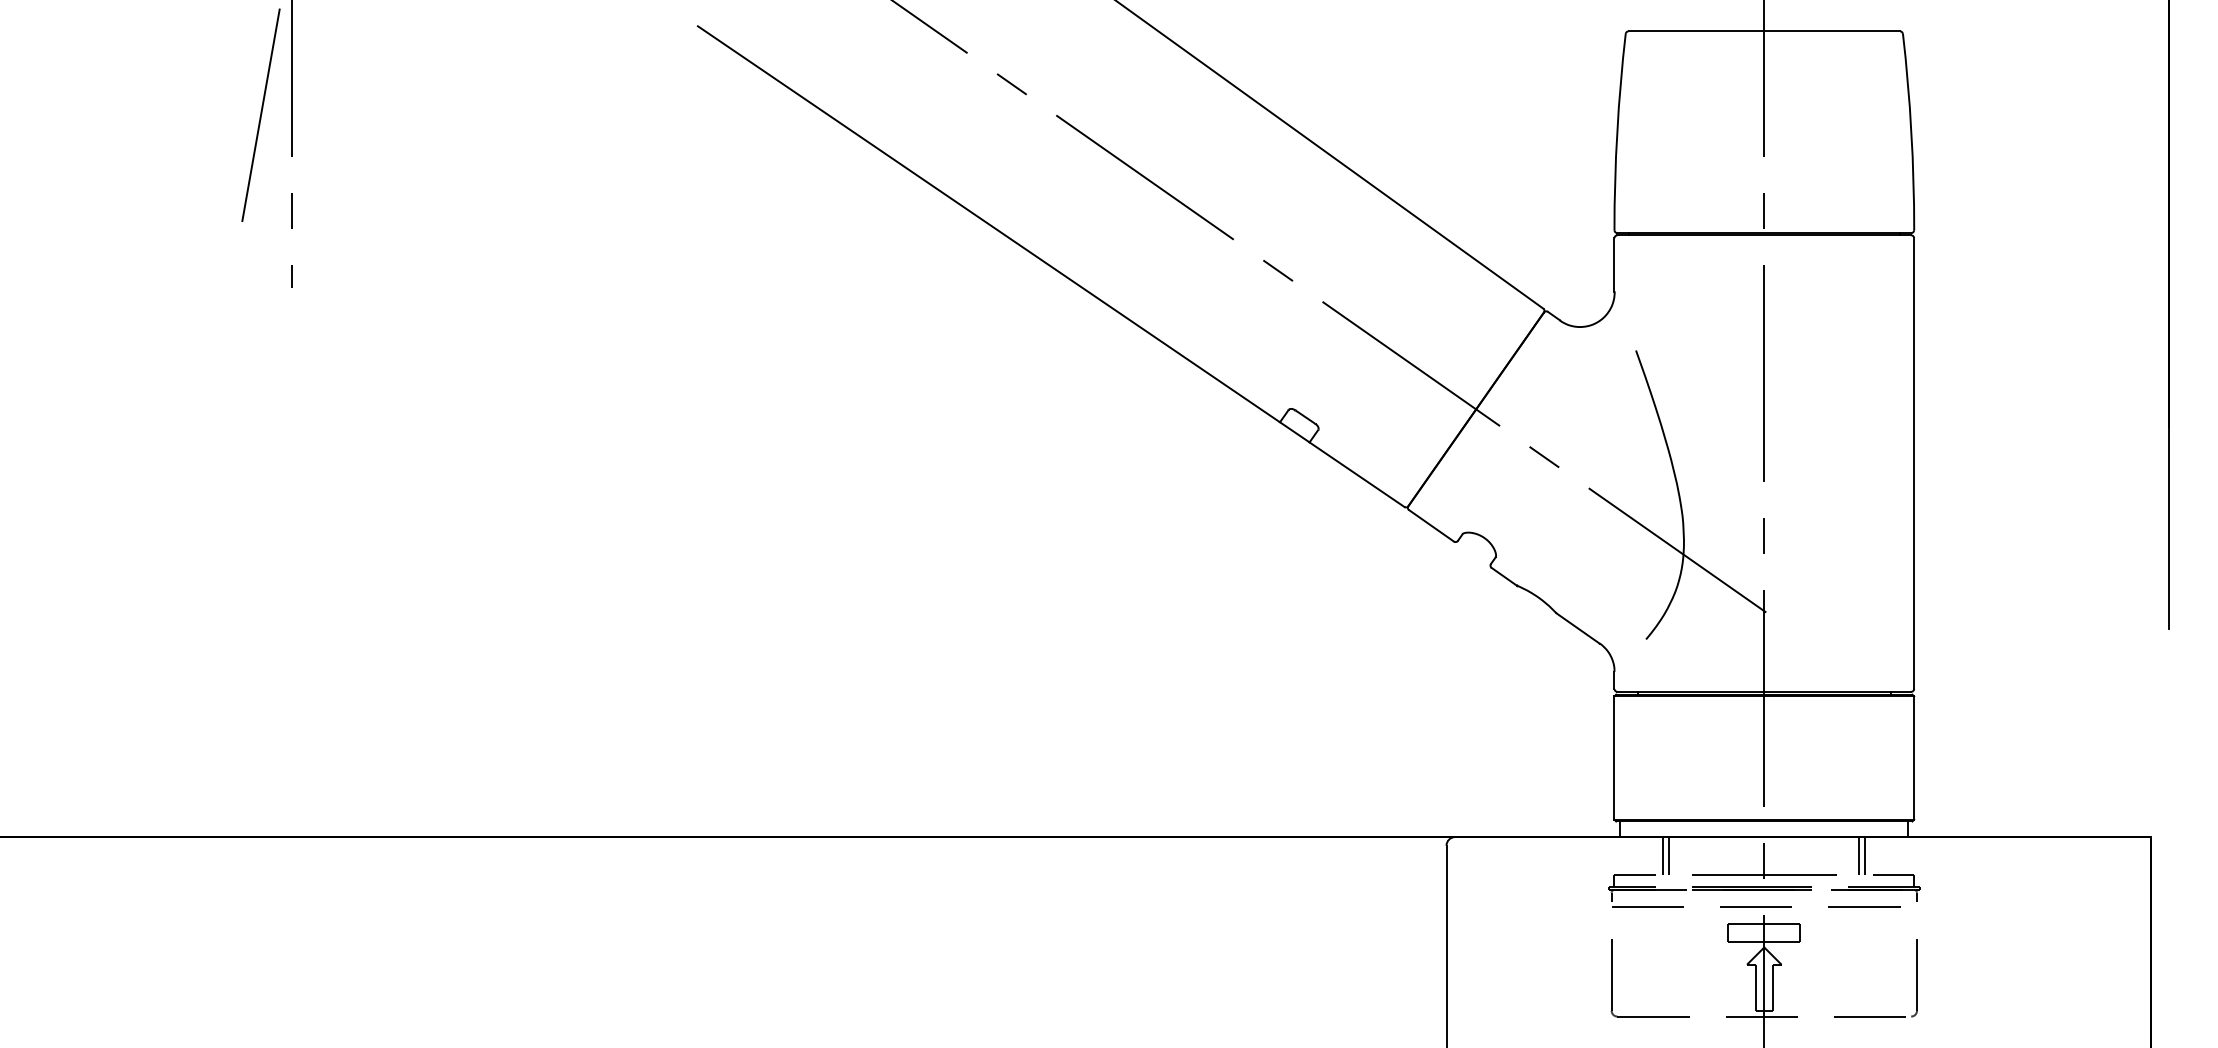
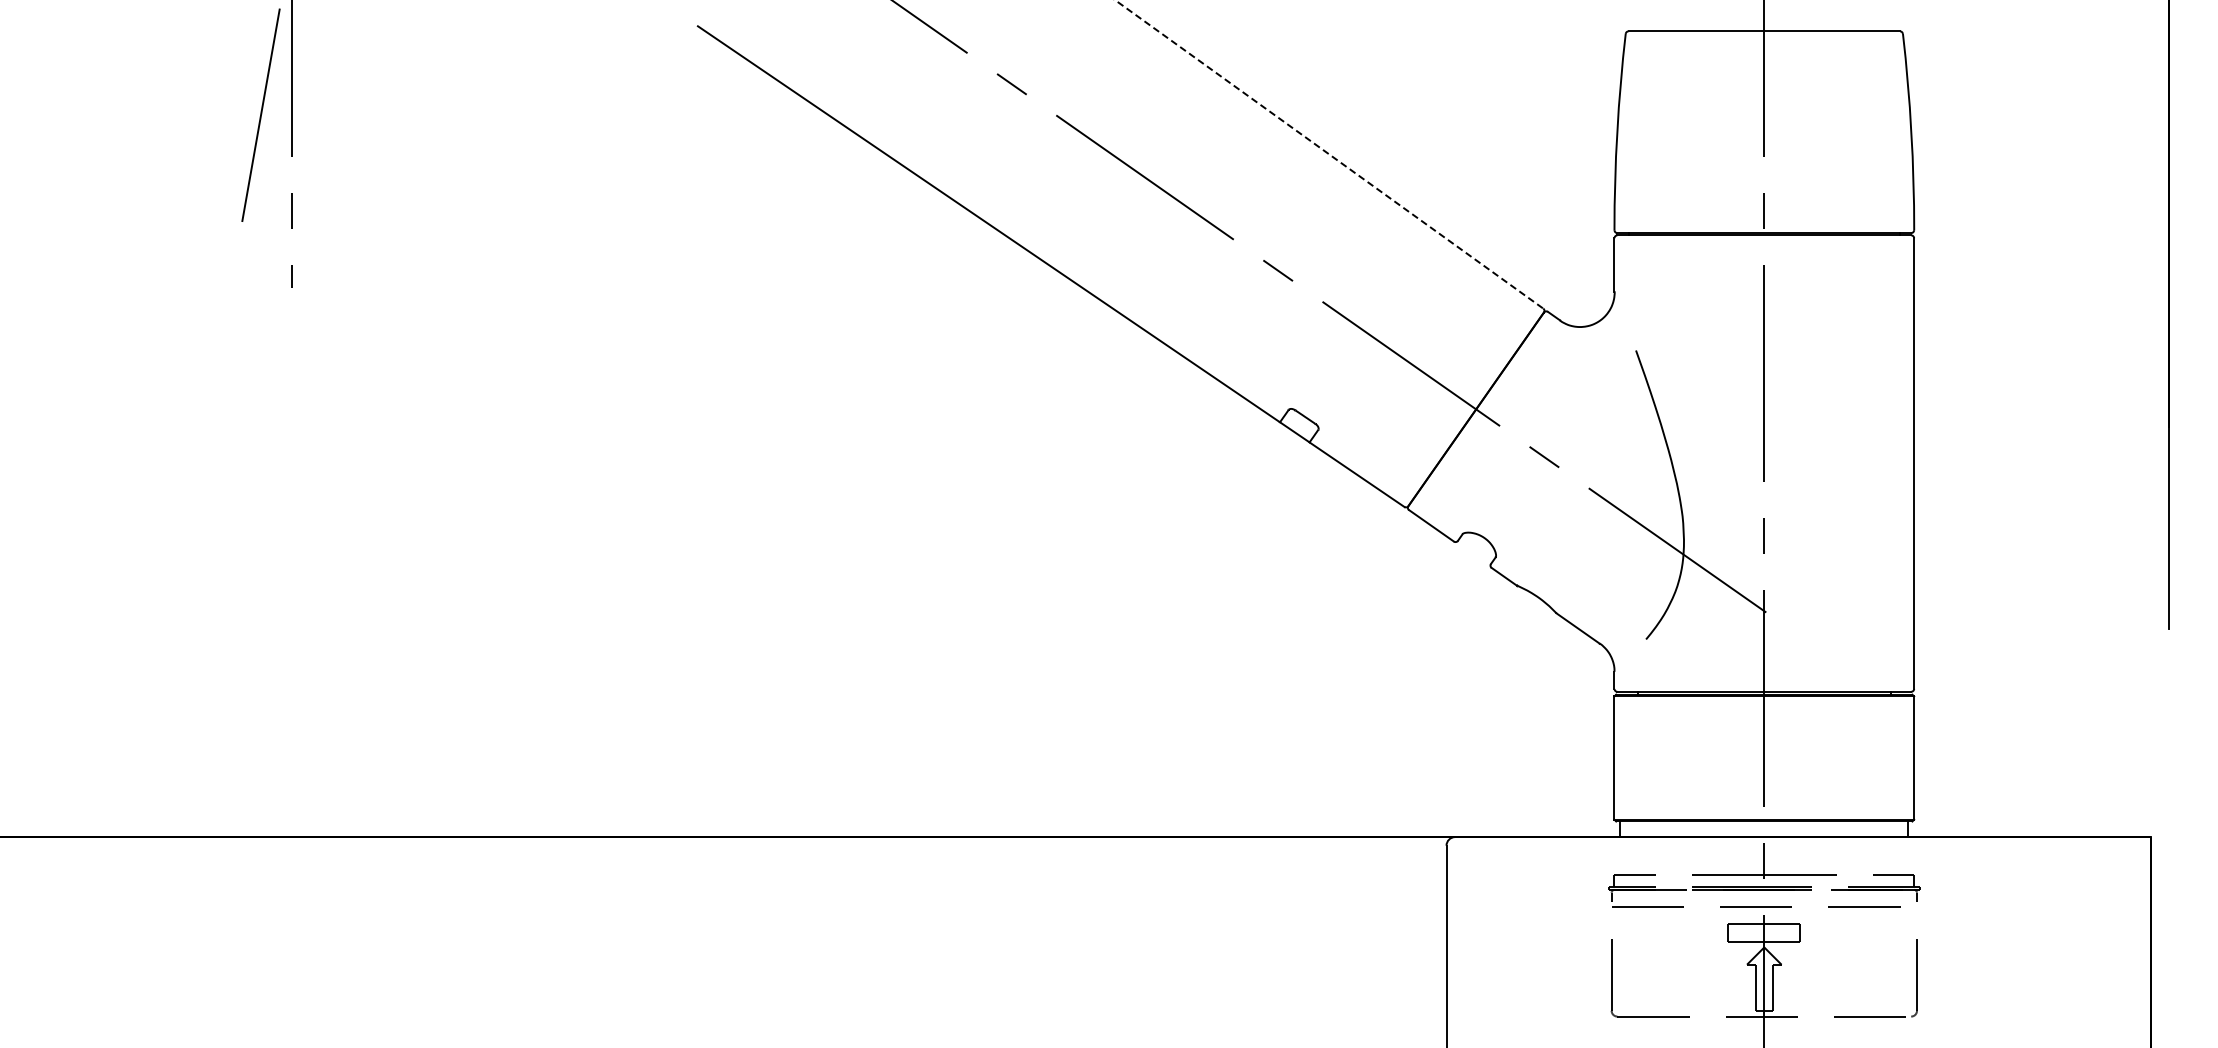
line: solid -> dashed (1329, 154)
line: present -> none (1663, 856)
line: present -> none (1669, 856)
line: present -> none (1859, 856)
line: present -> none (1865, 856)
